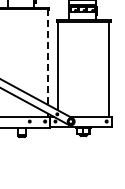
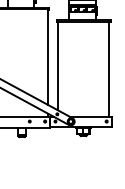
line: dashed -> solid (47, 56)
